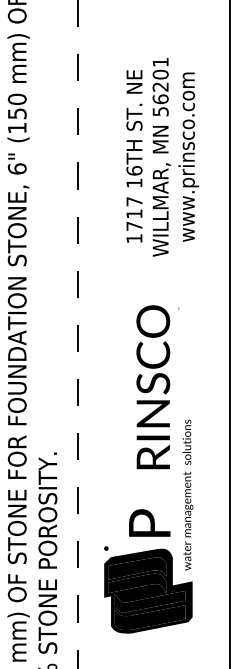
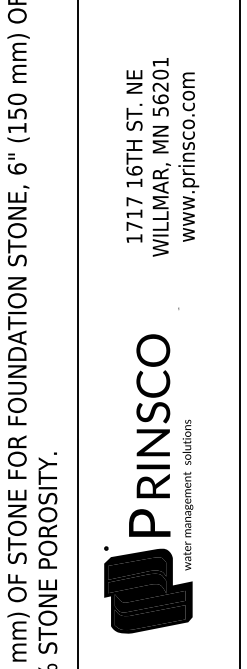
line: dashed -> solid (78, 333)
line position: (229, 333) -> (239, 333) (239, 333)
text position: (153, 387) -> (153, 416) (153, 416)
